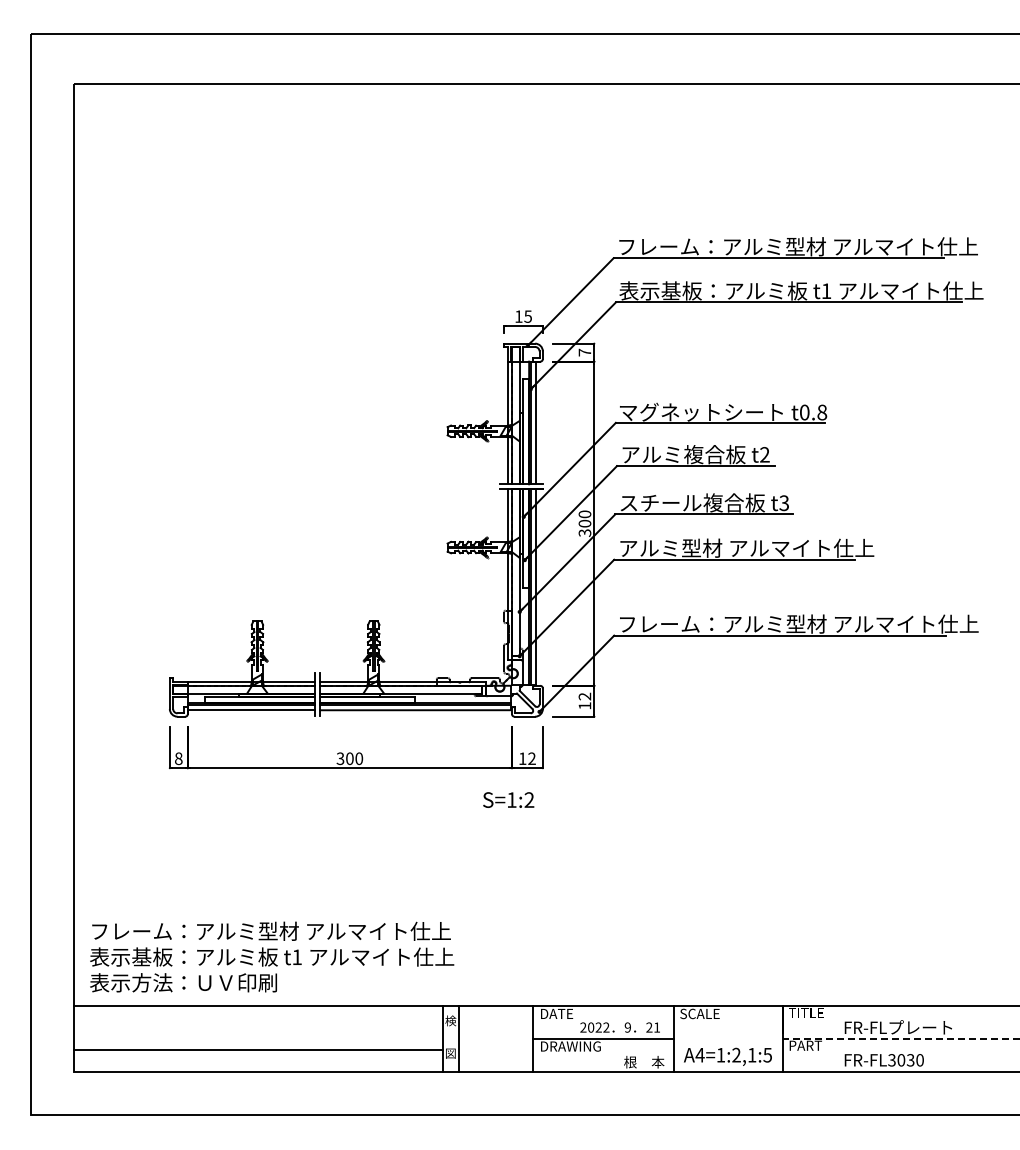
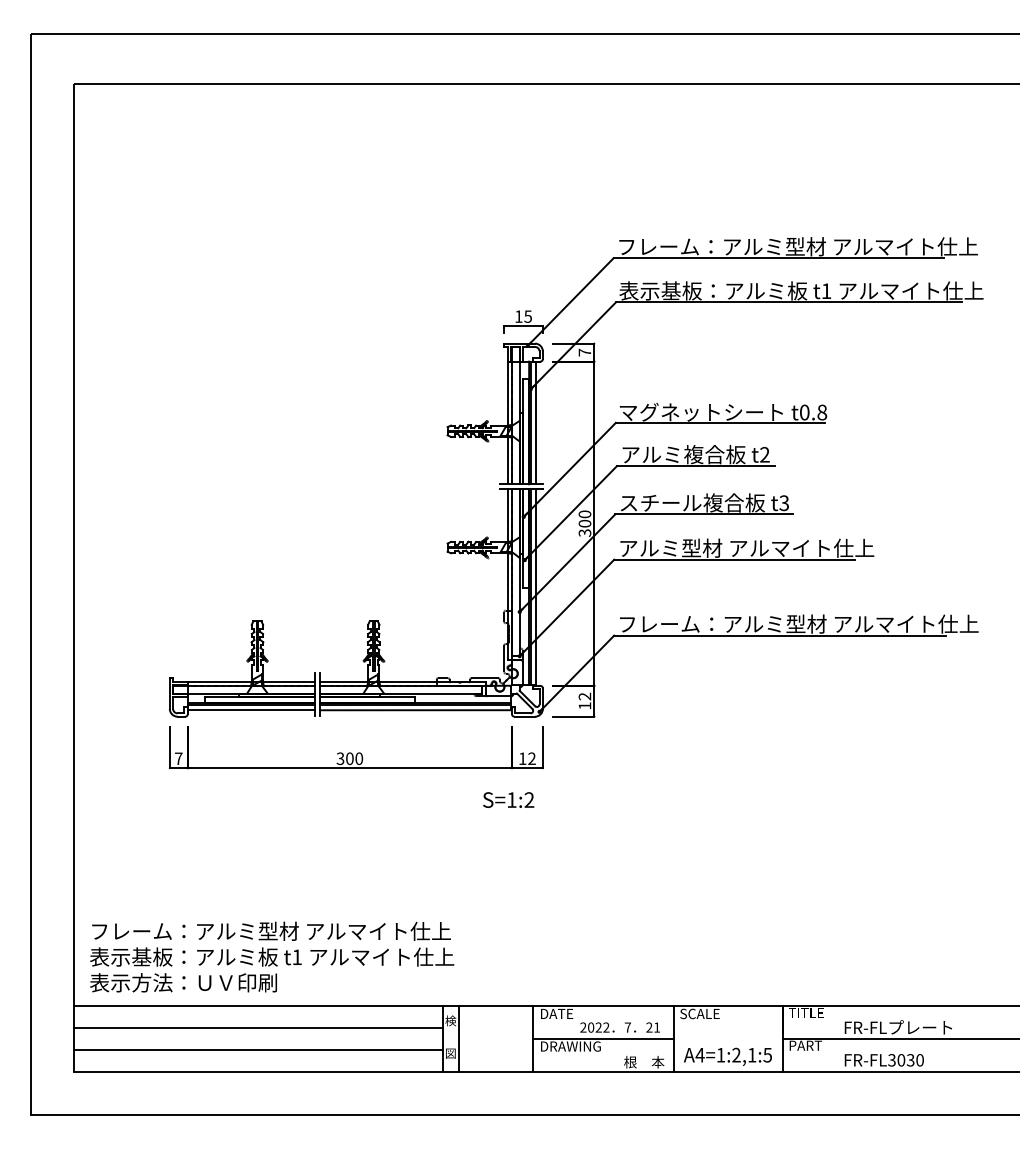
text: 8 -> 7 (178, 758)
text: 9 -> 7 (627, 1027)
line: none -> present (258, 1028)
line: dashed -> solid (901, 1038)
